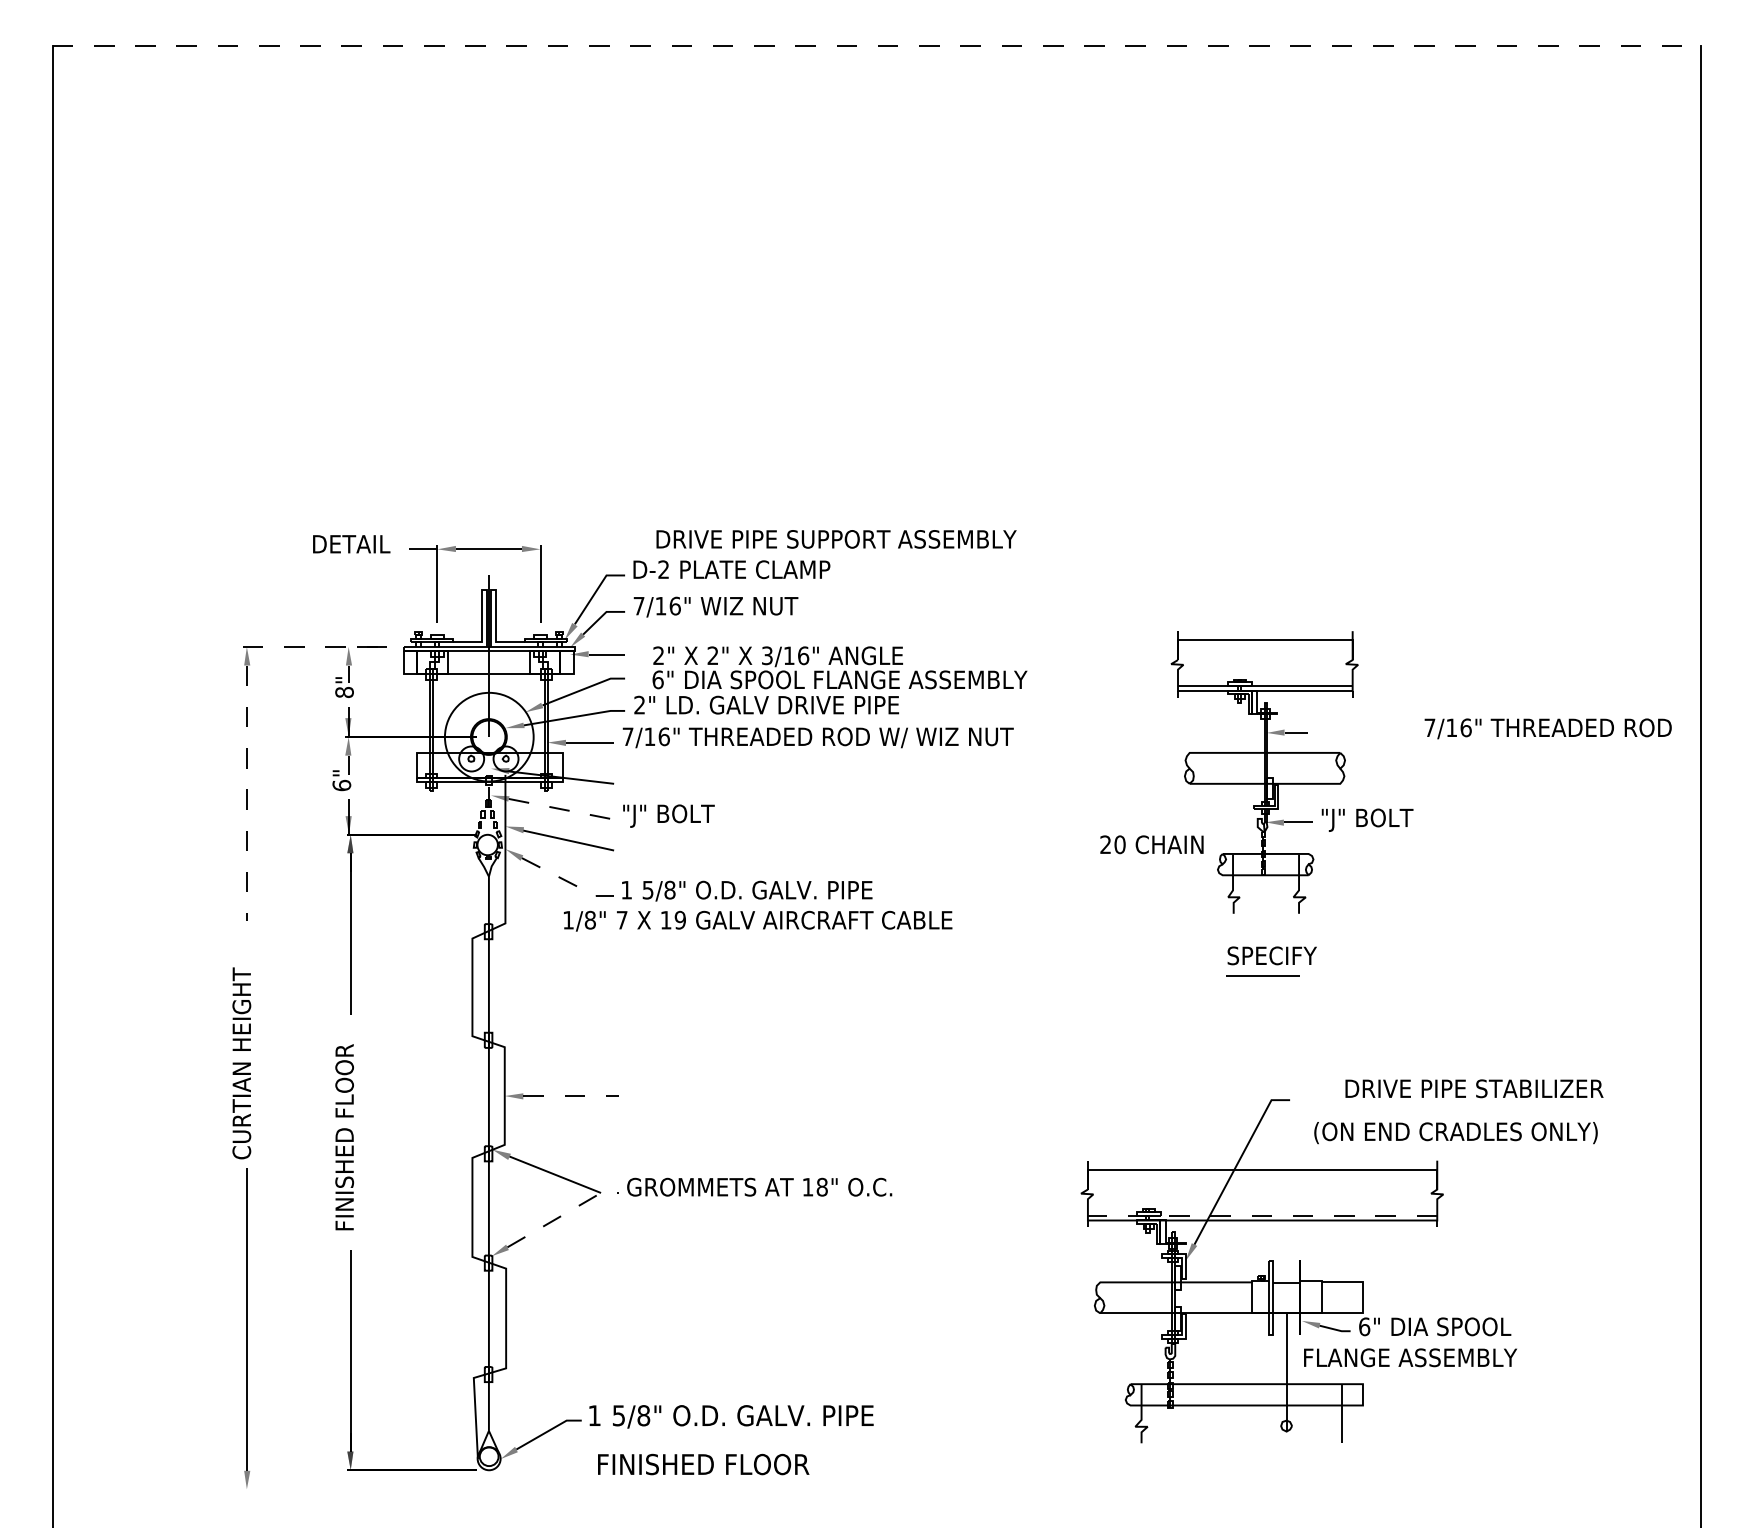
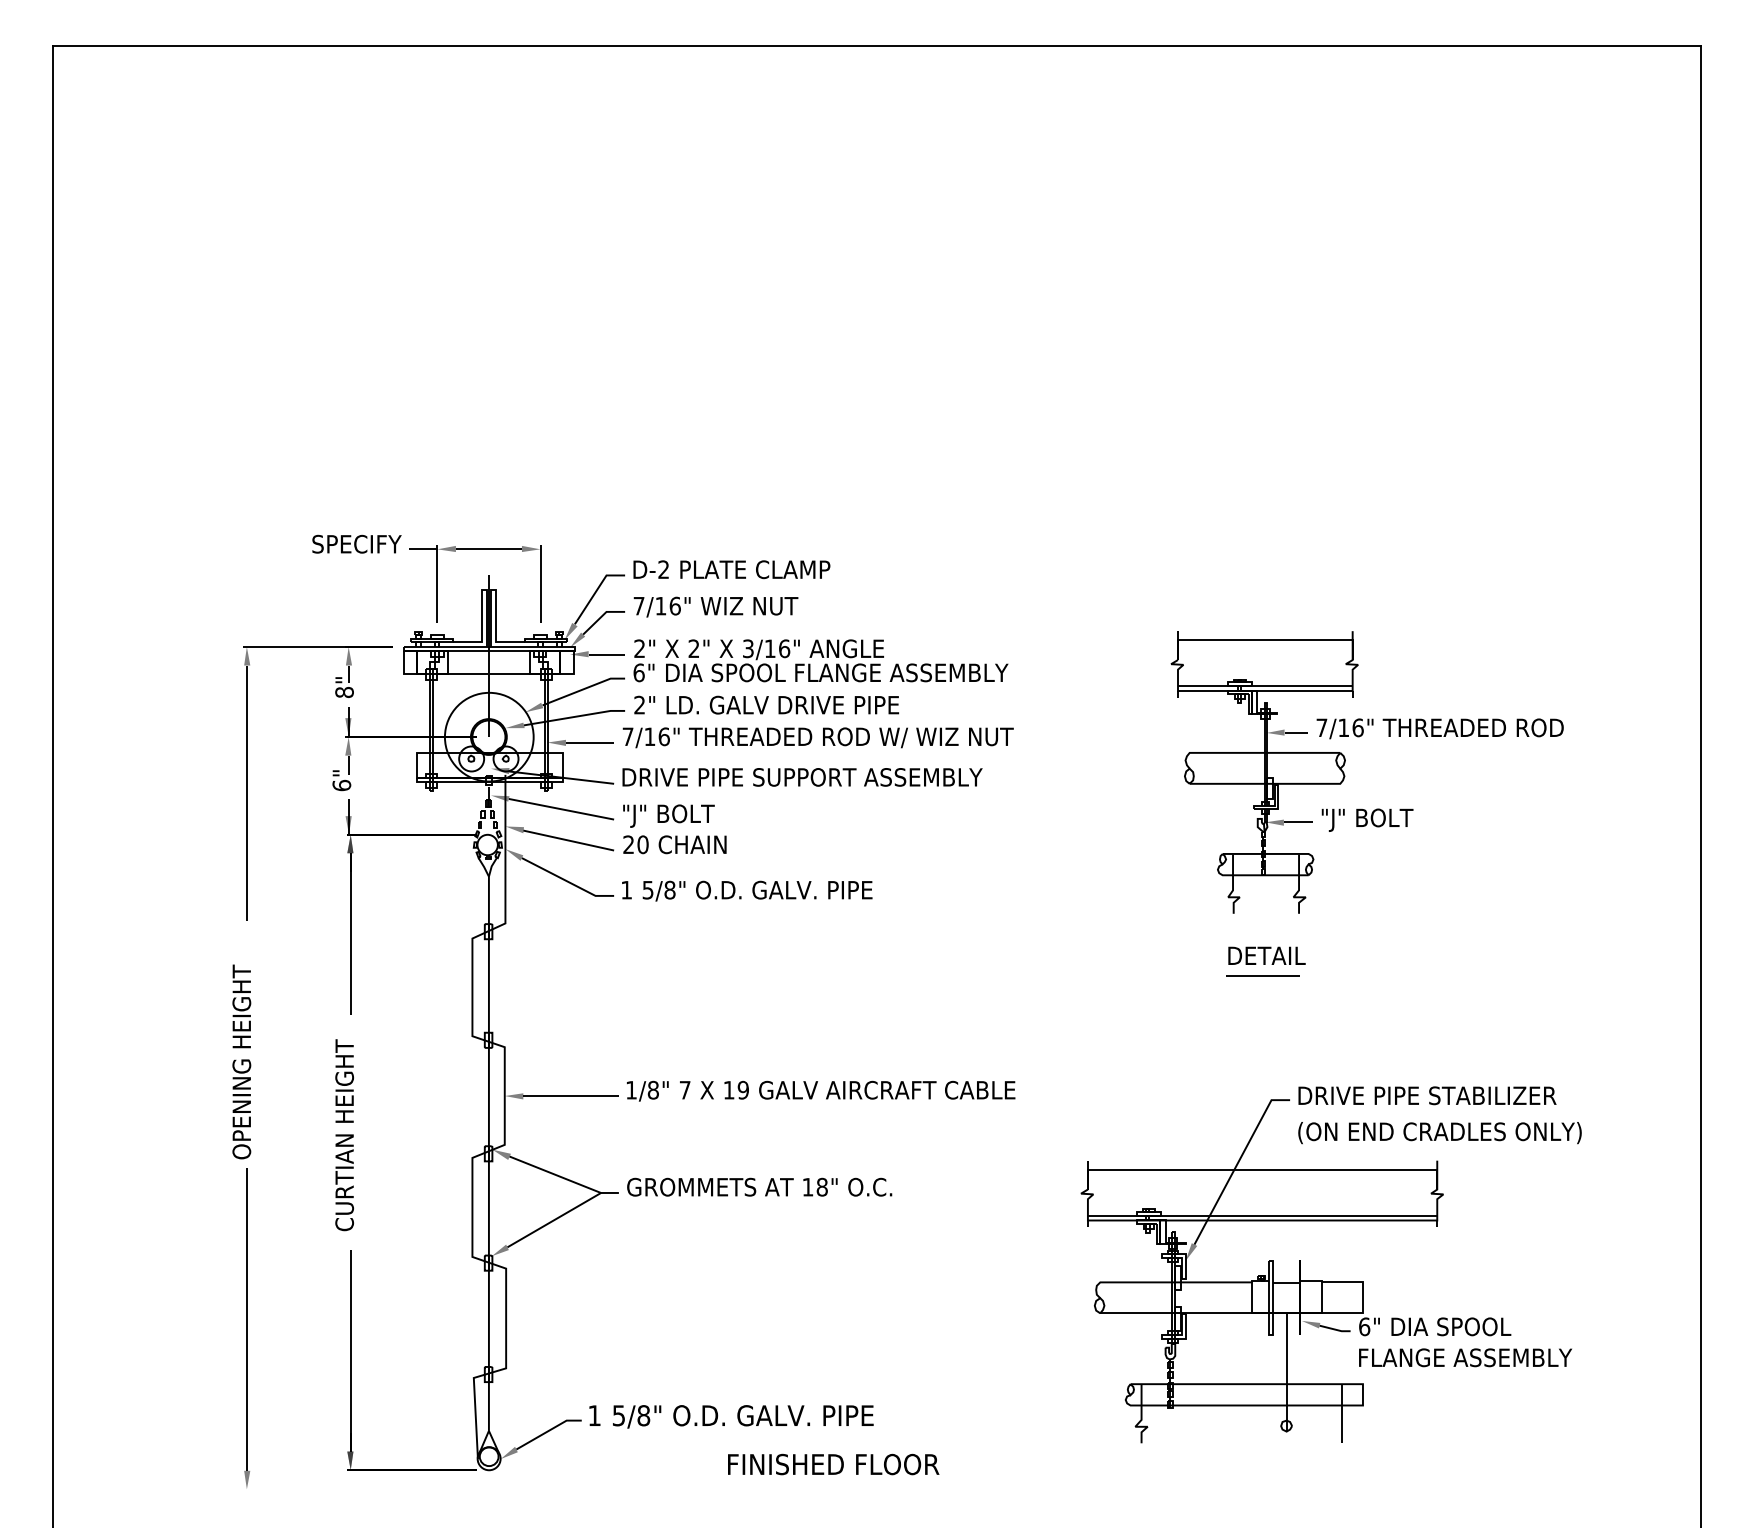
line: dashed -> solid (877, 45)
text position: (836, 539) -> (802, 777) (802, 777)
text: DETAIL -> SPECIFY (356, 543)
line: dashed -> solid (342, 646)
text position: (839, 667) -> (820, 660) (820, 660)
text position: (1547, 728) -> (1439, 728) (1439, 728)
line: dashed -> solid (246, 793)
line: dashed -> solid (561, 809)
text position: (1151, 844) -> (674, 844) (674, 844)
line: dashed -> solid (568, 881)
text position: (758, 920) -> (821, 1090) (821, 1090)
text: SPECIFY -> DETAIL (1271, 955)
text: CURTIAN HEIGHT -> OPENING HEIGHT (241, 1058)
text position: (1474, 1088) -> (1427, 1095) (1427, 1095)
line: dashed -> solid (571, 1096)
text position: (1455, 1133) -> (1439, 1133) (1439, 1133)
text: FINISHED FLOOR -> CURTIAN HEIGHT (344, 1135)
line: dashed -> solid (562, 1215)
line: dashed -> solid (1262, 1215)
text position: (1410, 1357) -> (1465, 1357) (1465, 1357)
text position: (703, 1464) -> (833, 1464) (833, 1464)
